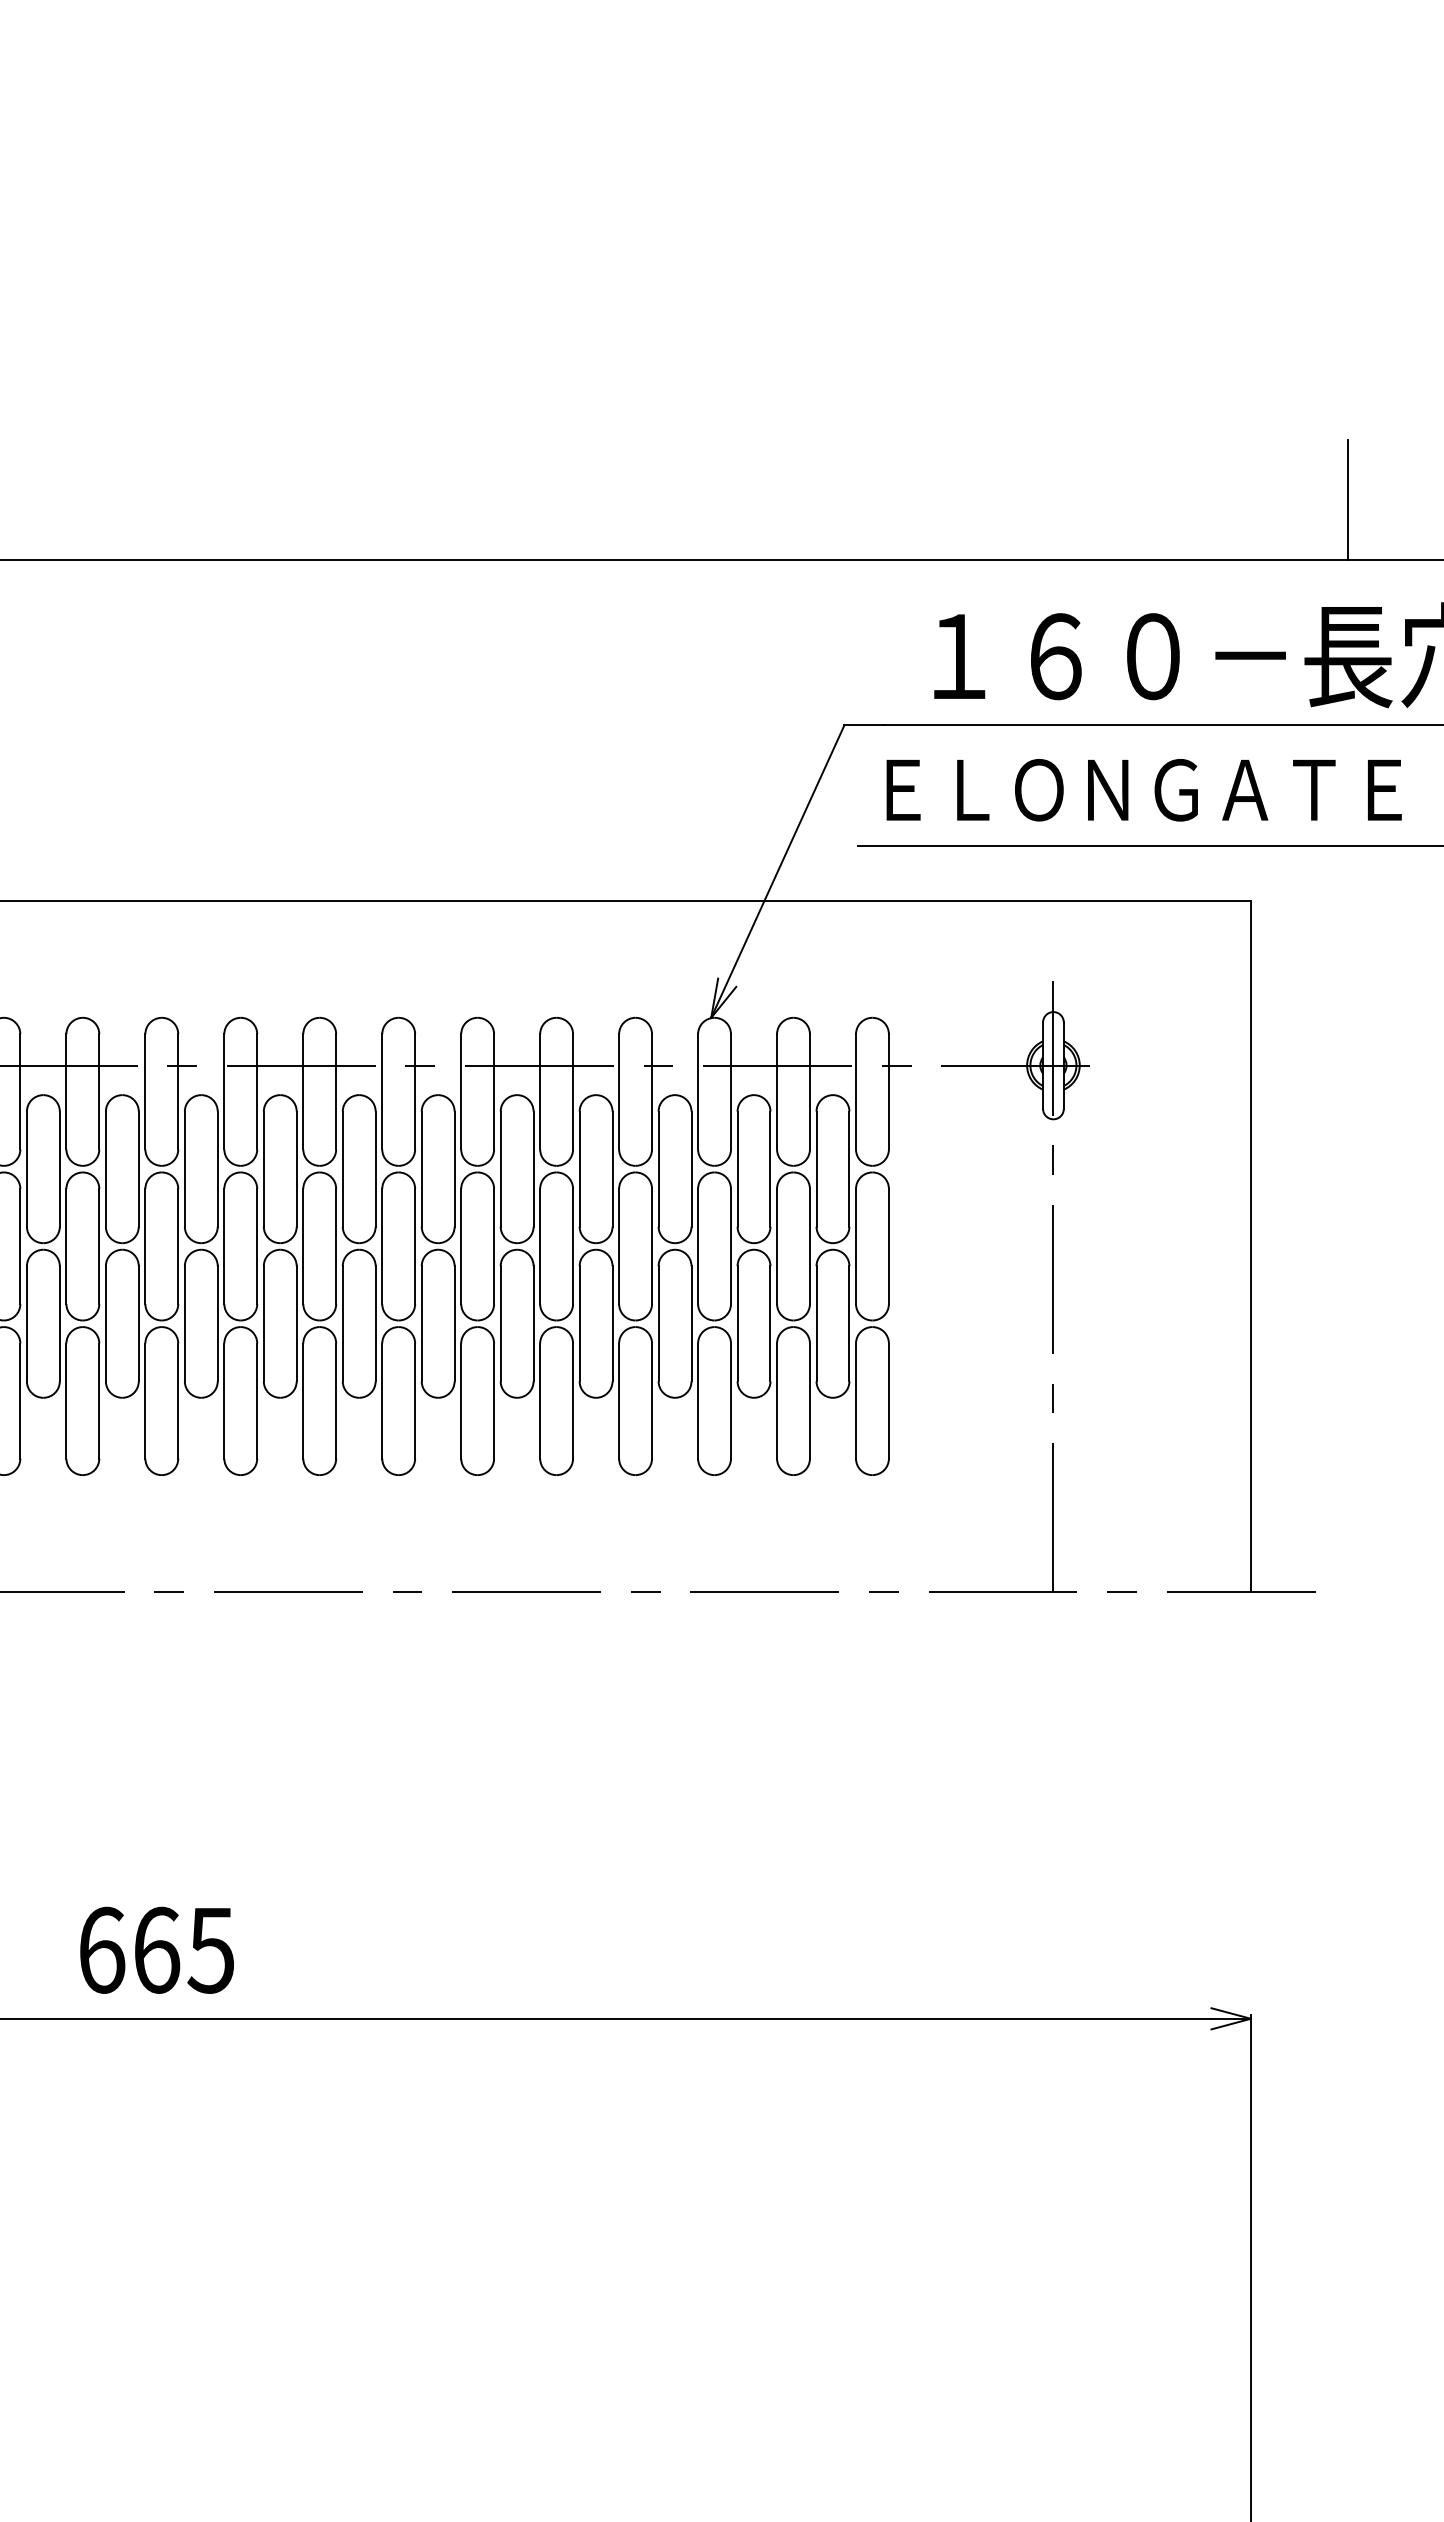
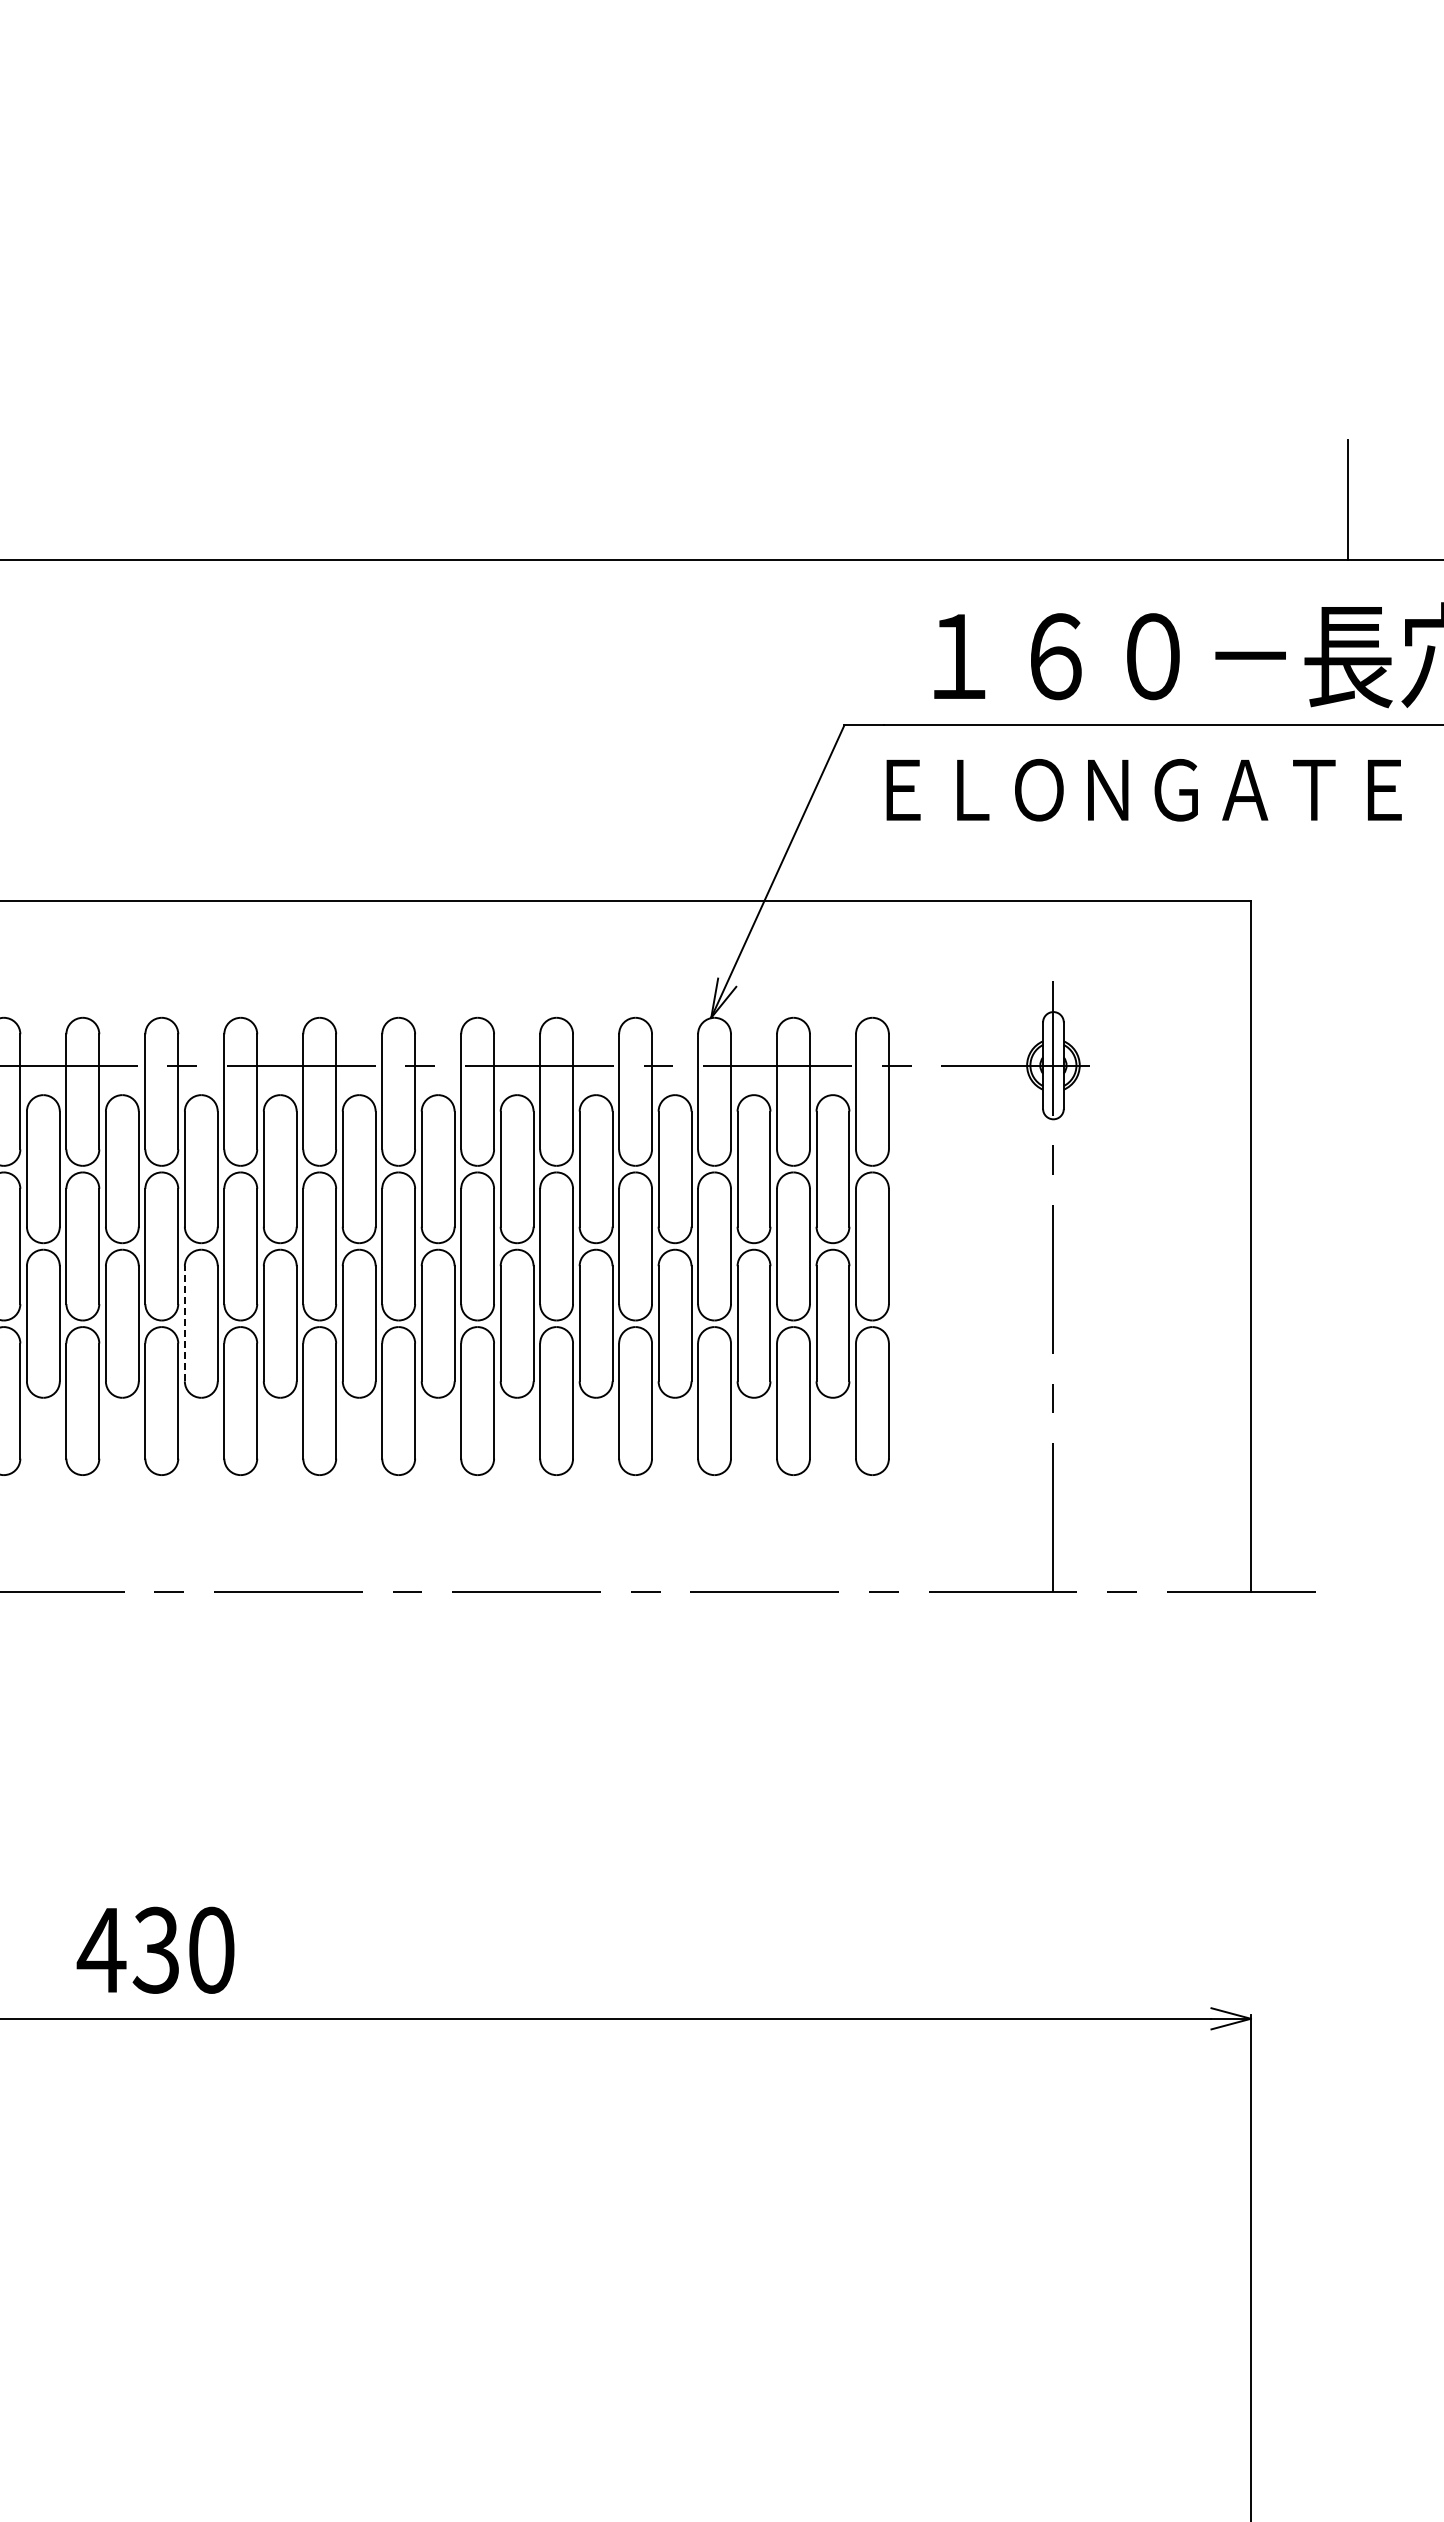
line: present -> none (1148, 845)
line: solid -> dashed (184, 1323)
text: 665 -> 430 (155, 1949)
